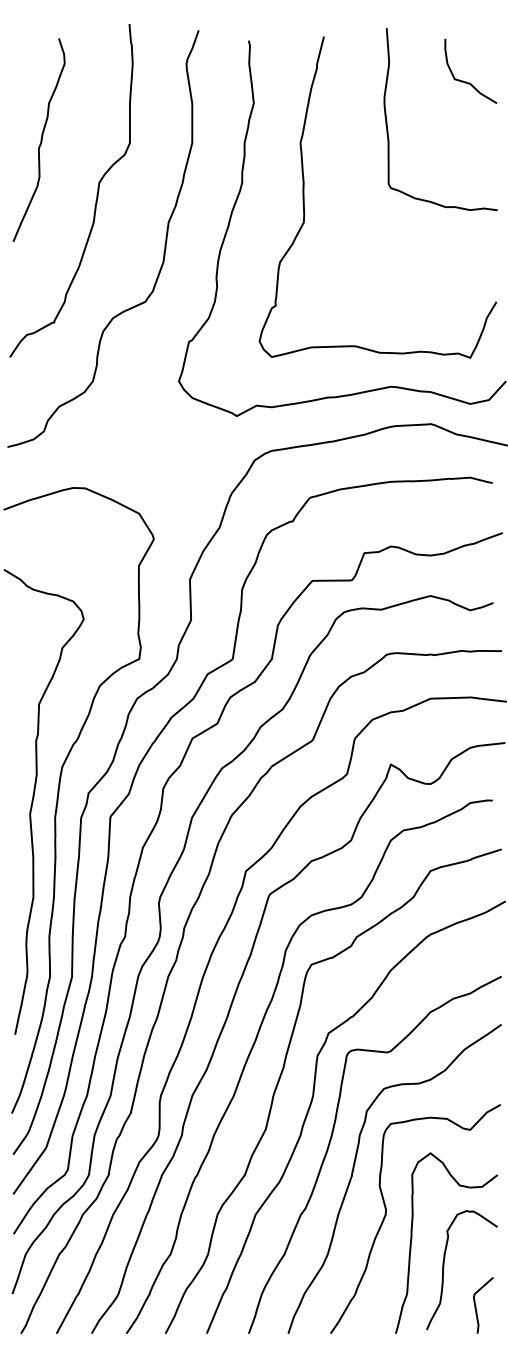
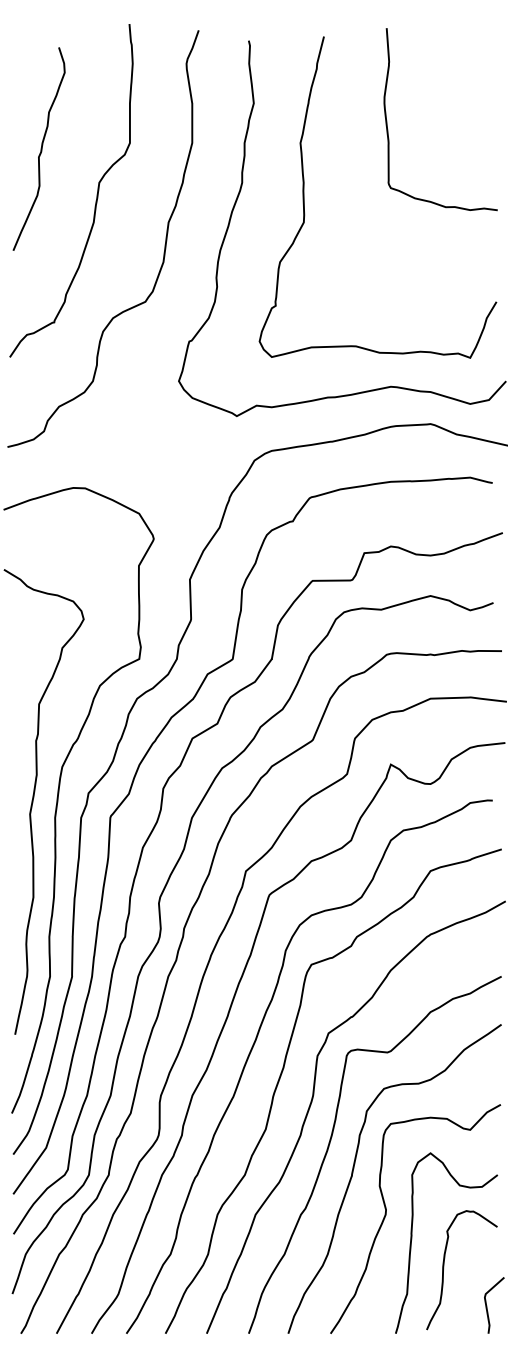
curve: present -> none (466, 81)
curve position: (40, 139) -> (40, 148) (40, 148)
line position: (476, 1305) -> (487, 1305) (487, 1305)
